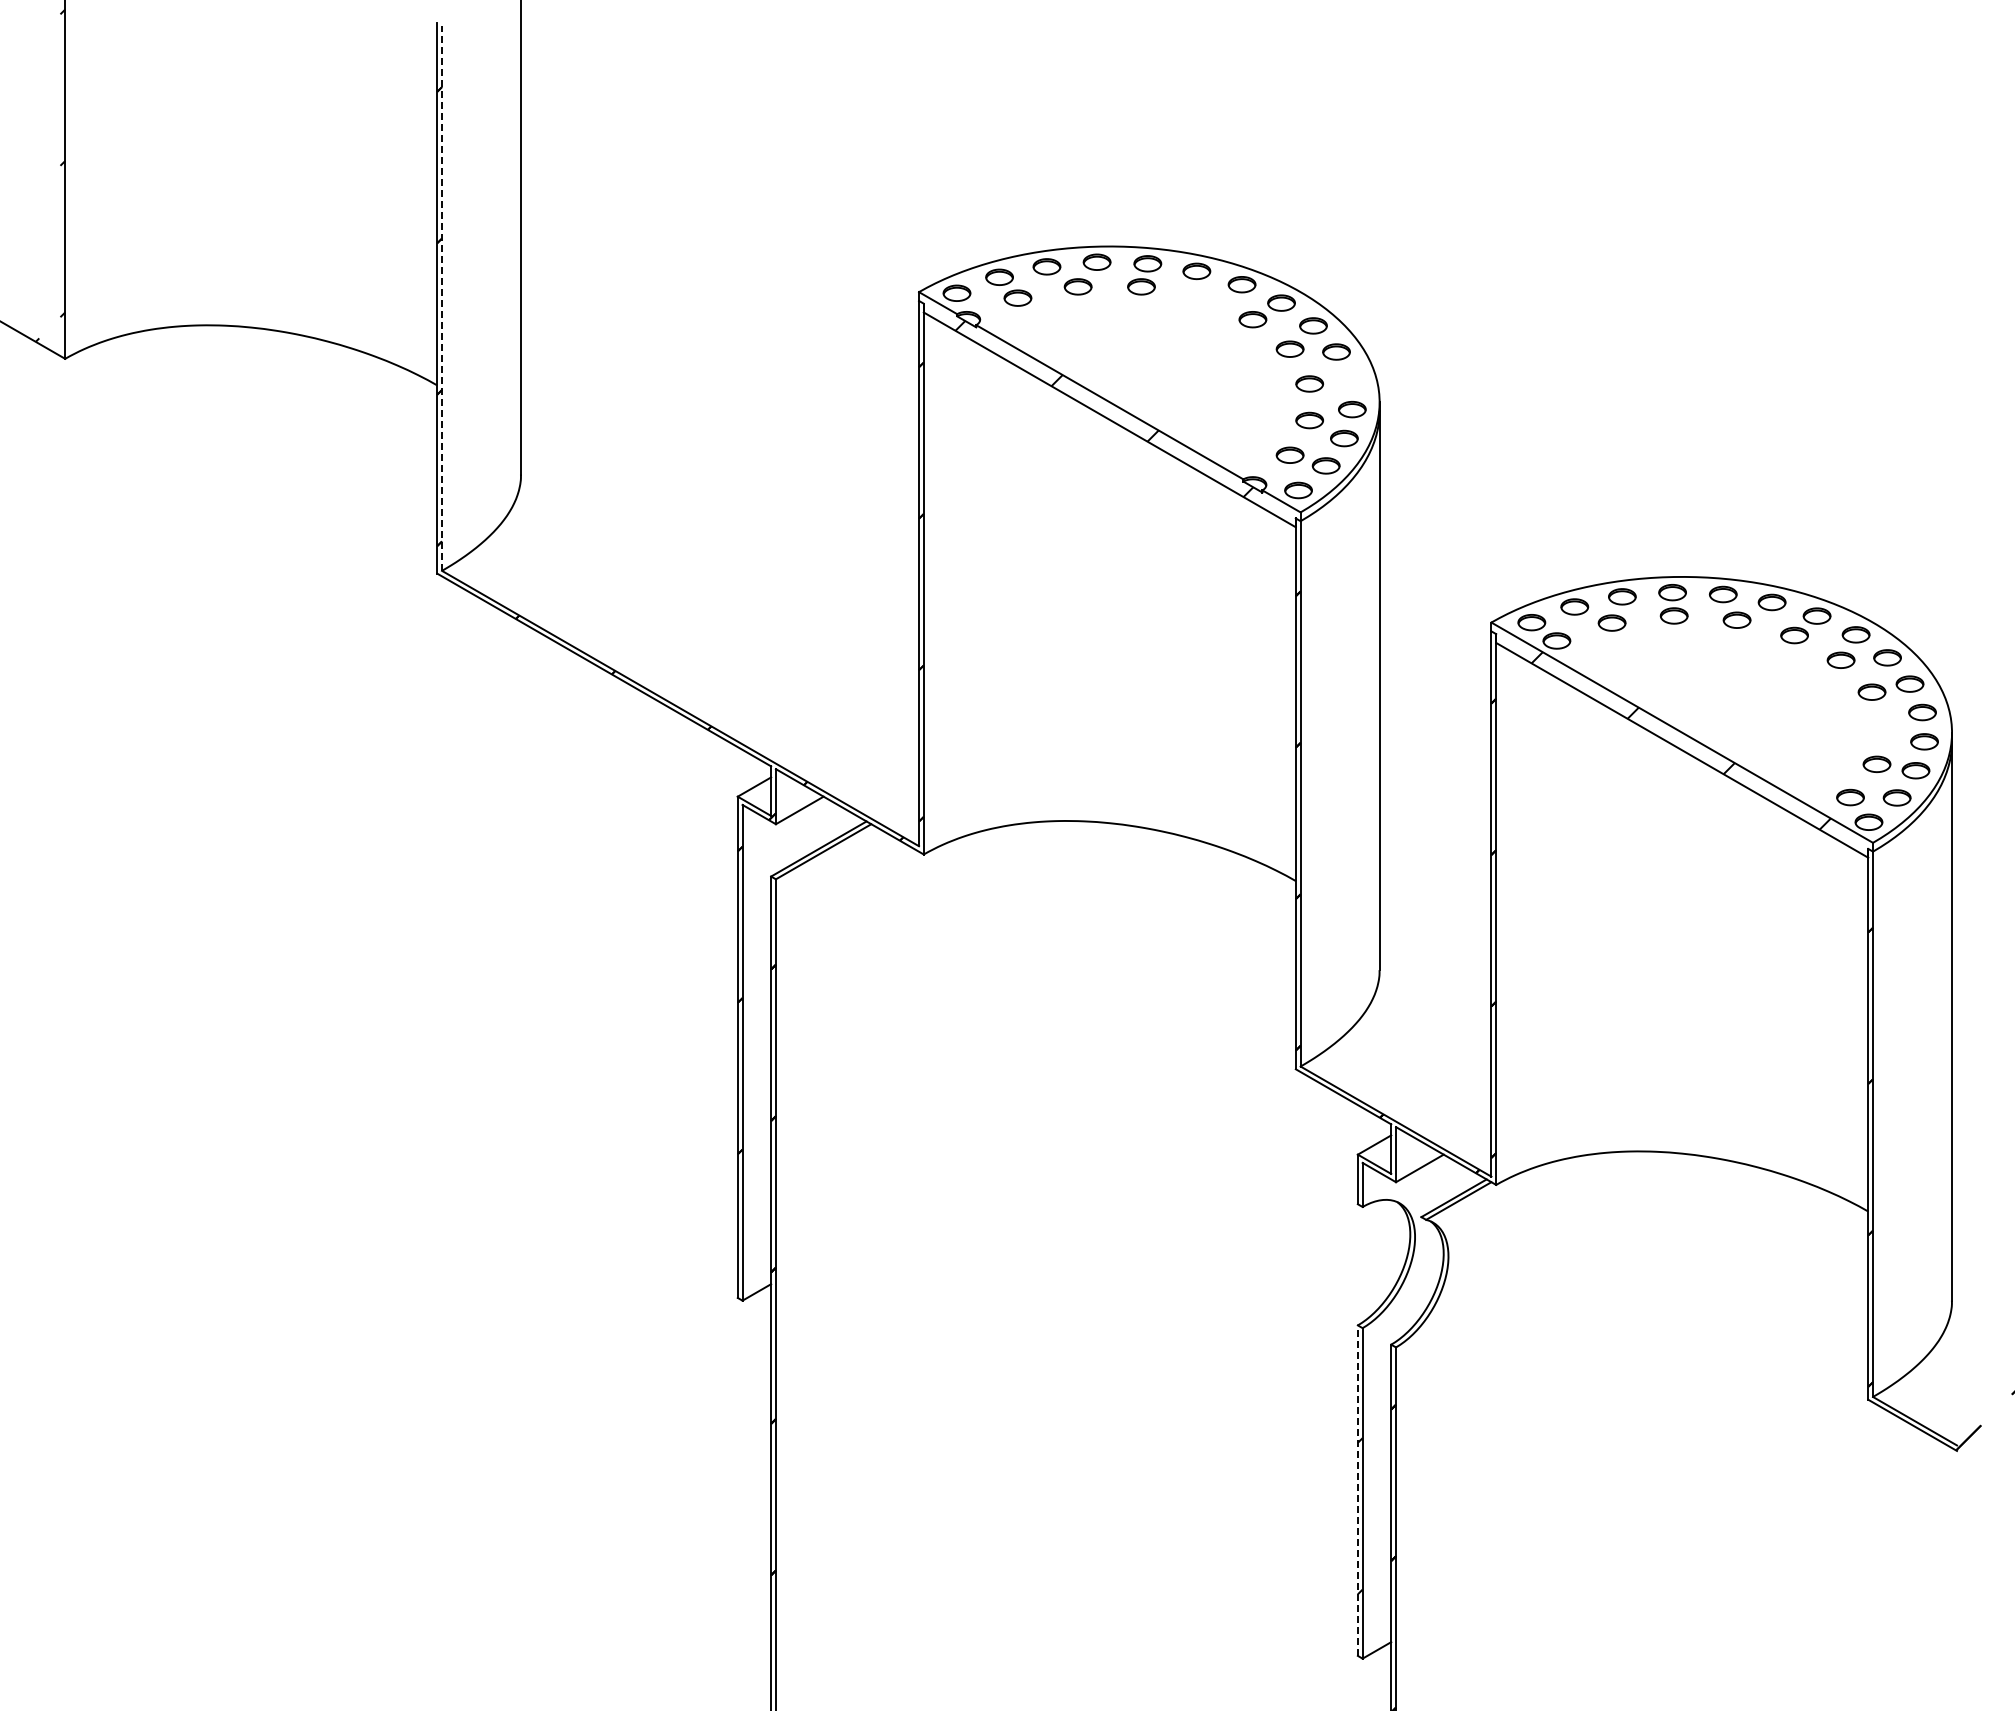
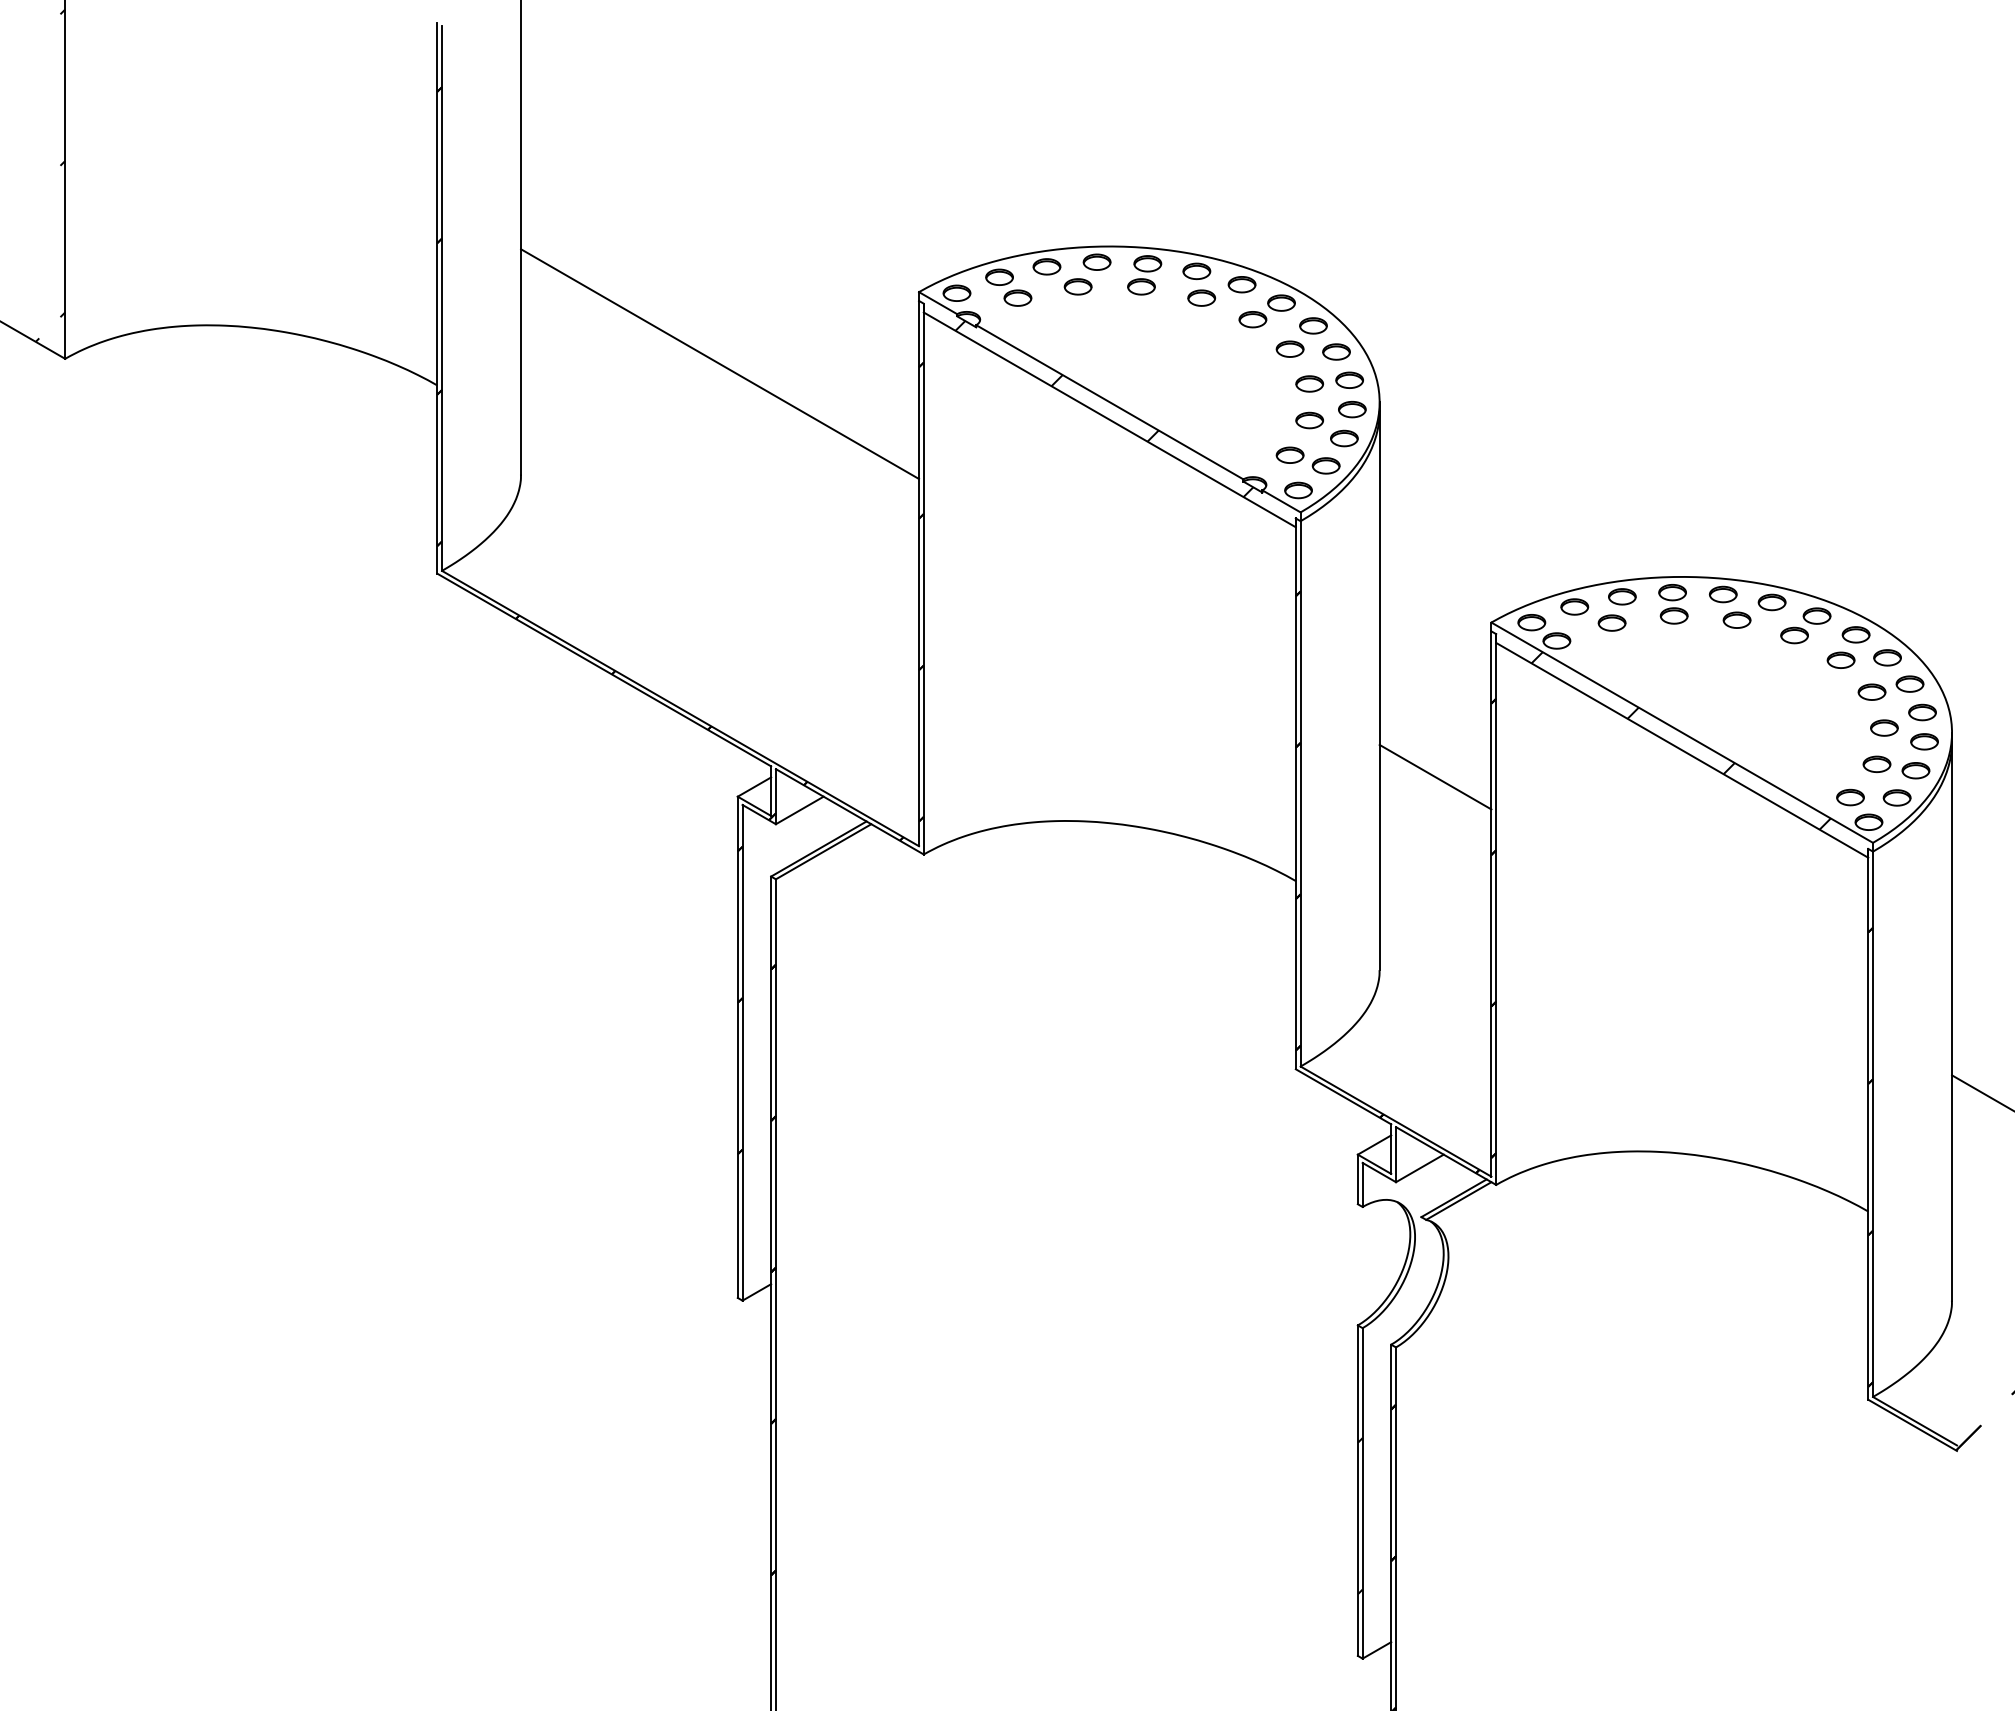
part: none -> present (1201, 297)
line: dashed -> solid (442, 298)
line: none -> present (720, 364)
part: none -> present (1349, 379)
part: none -> present (1884, 727)
line: none -> present (1435, 776)
line: none -> present (1981, 1092)
line: dashed -> solid (1357, 1490)
